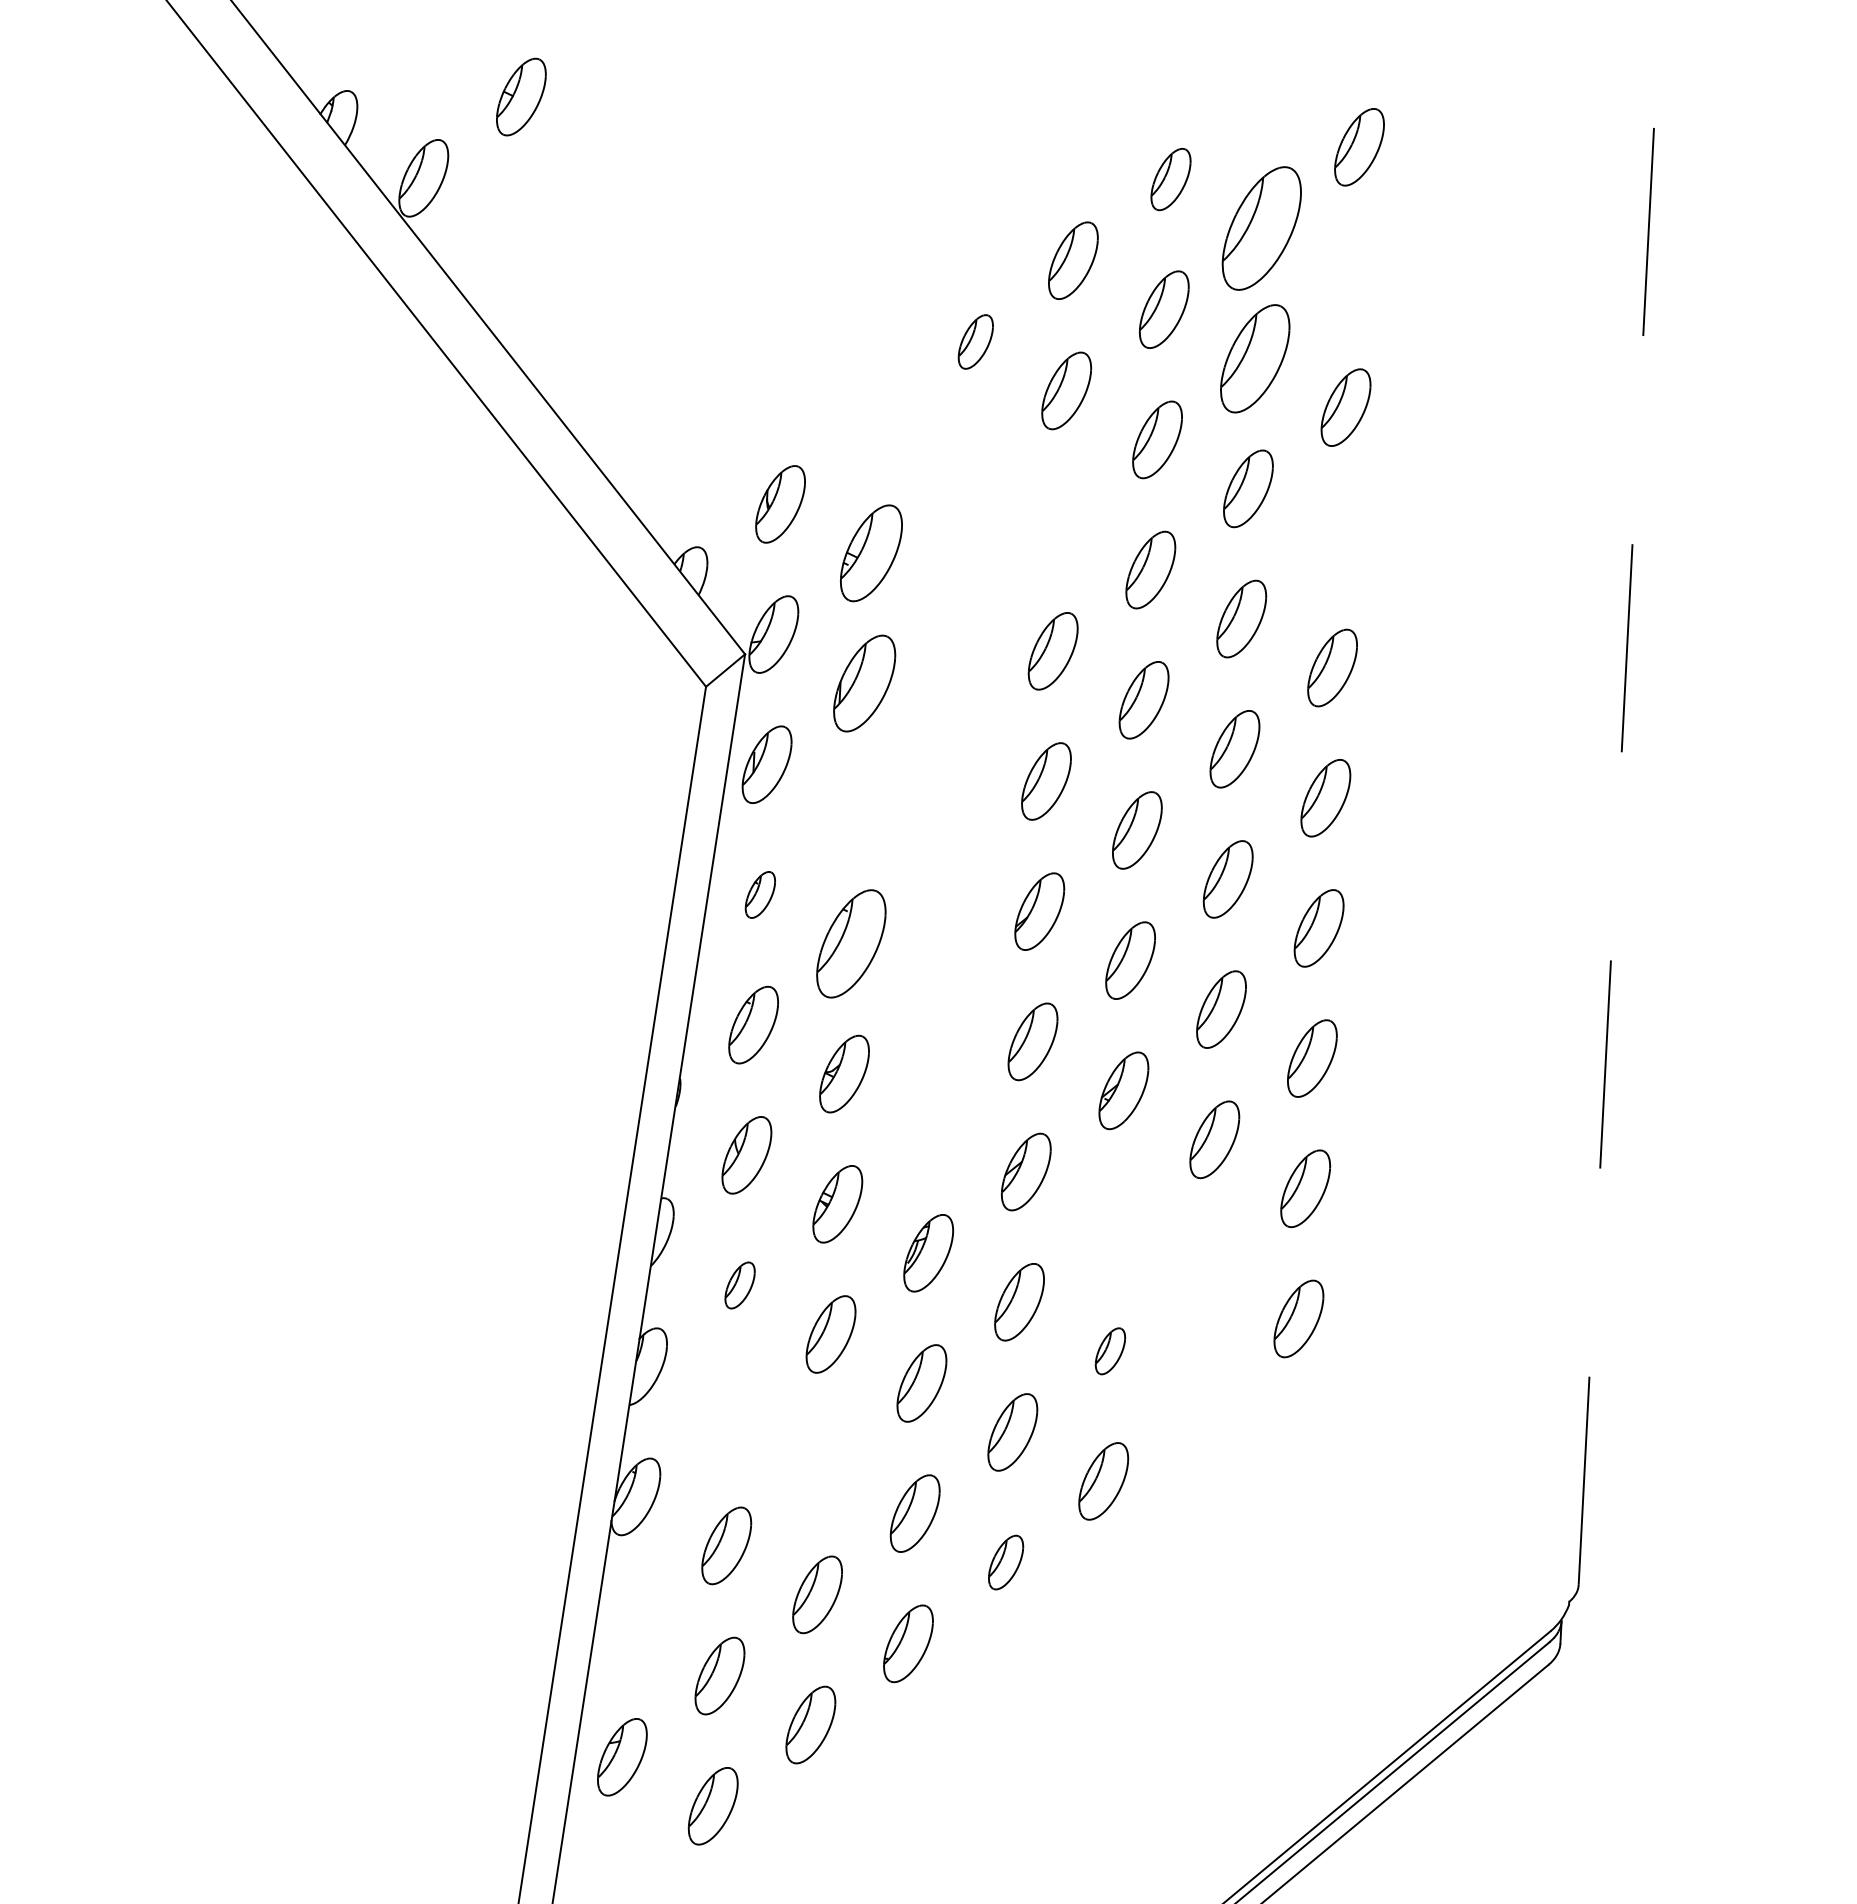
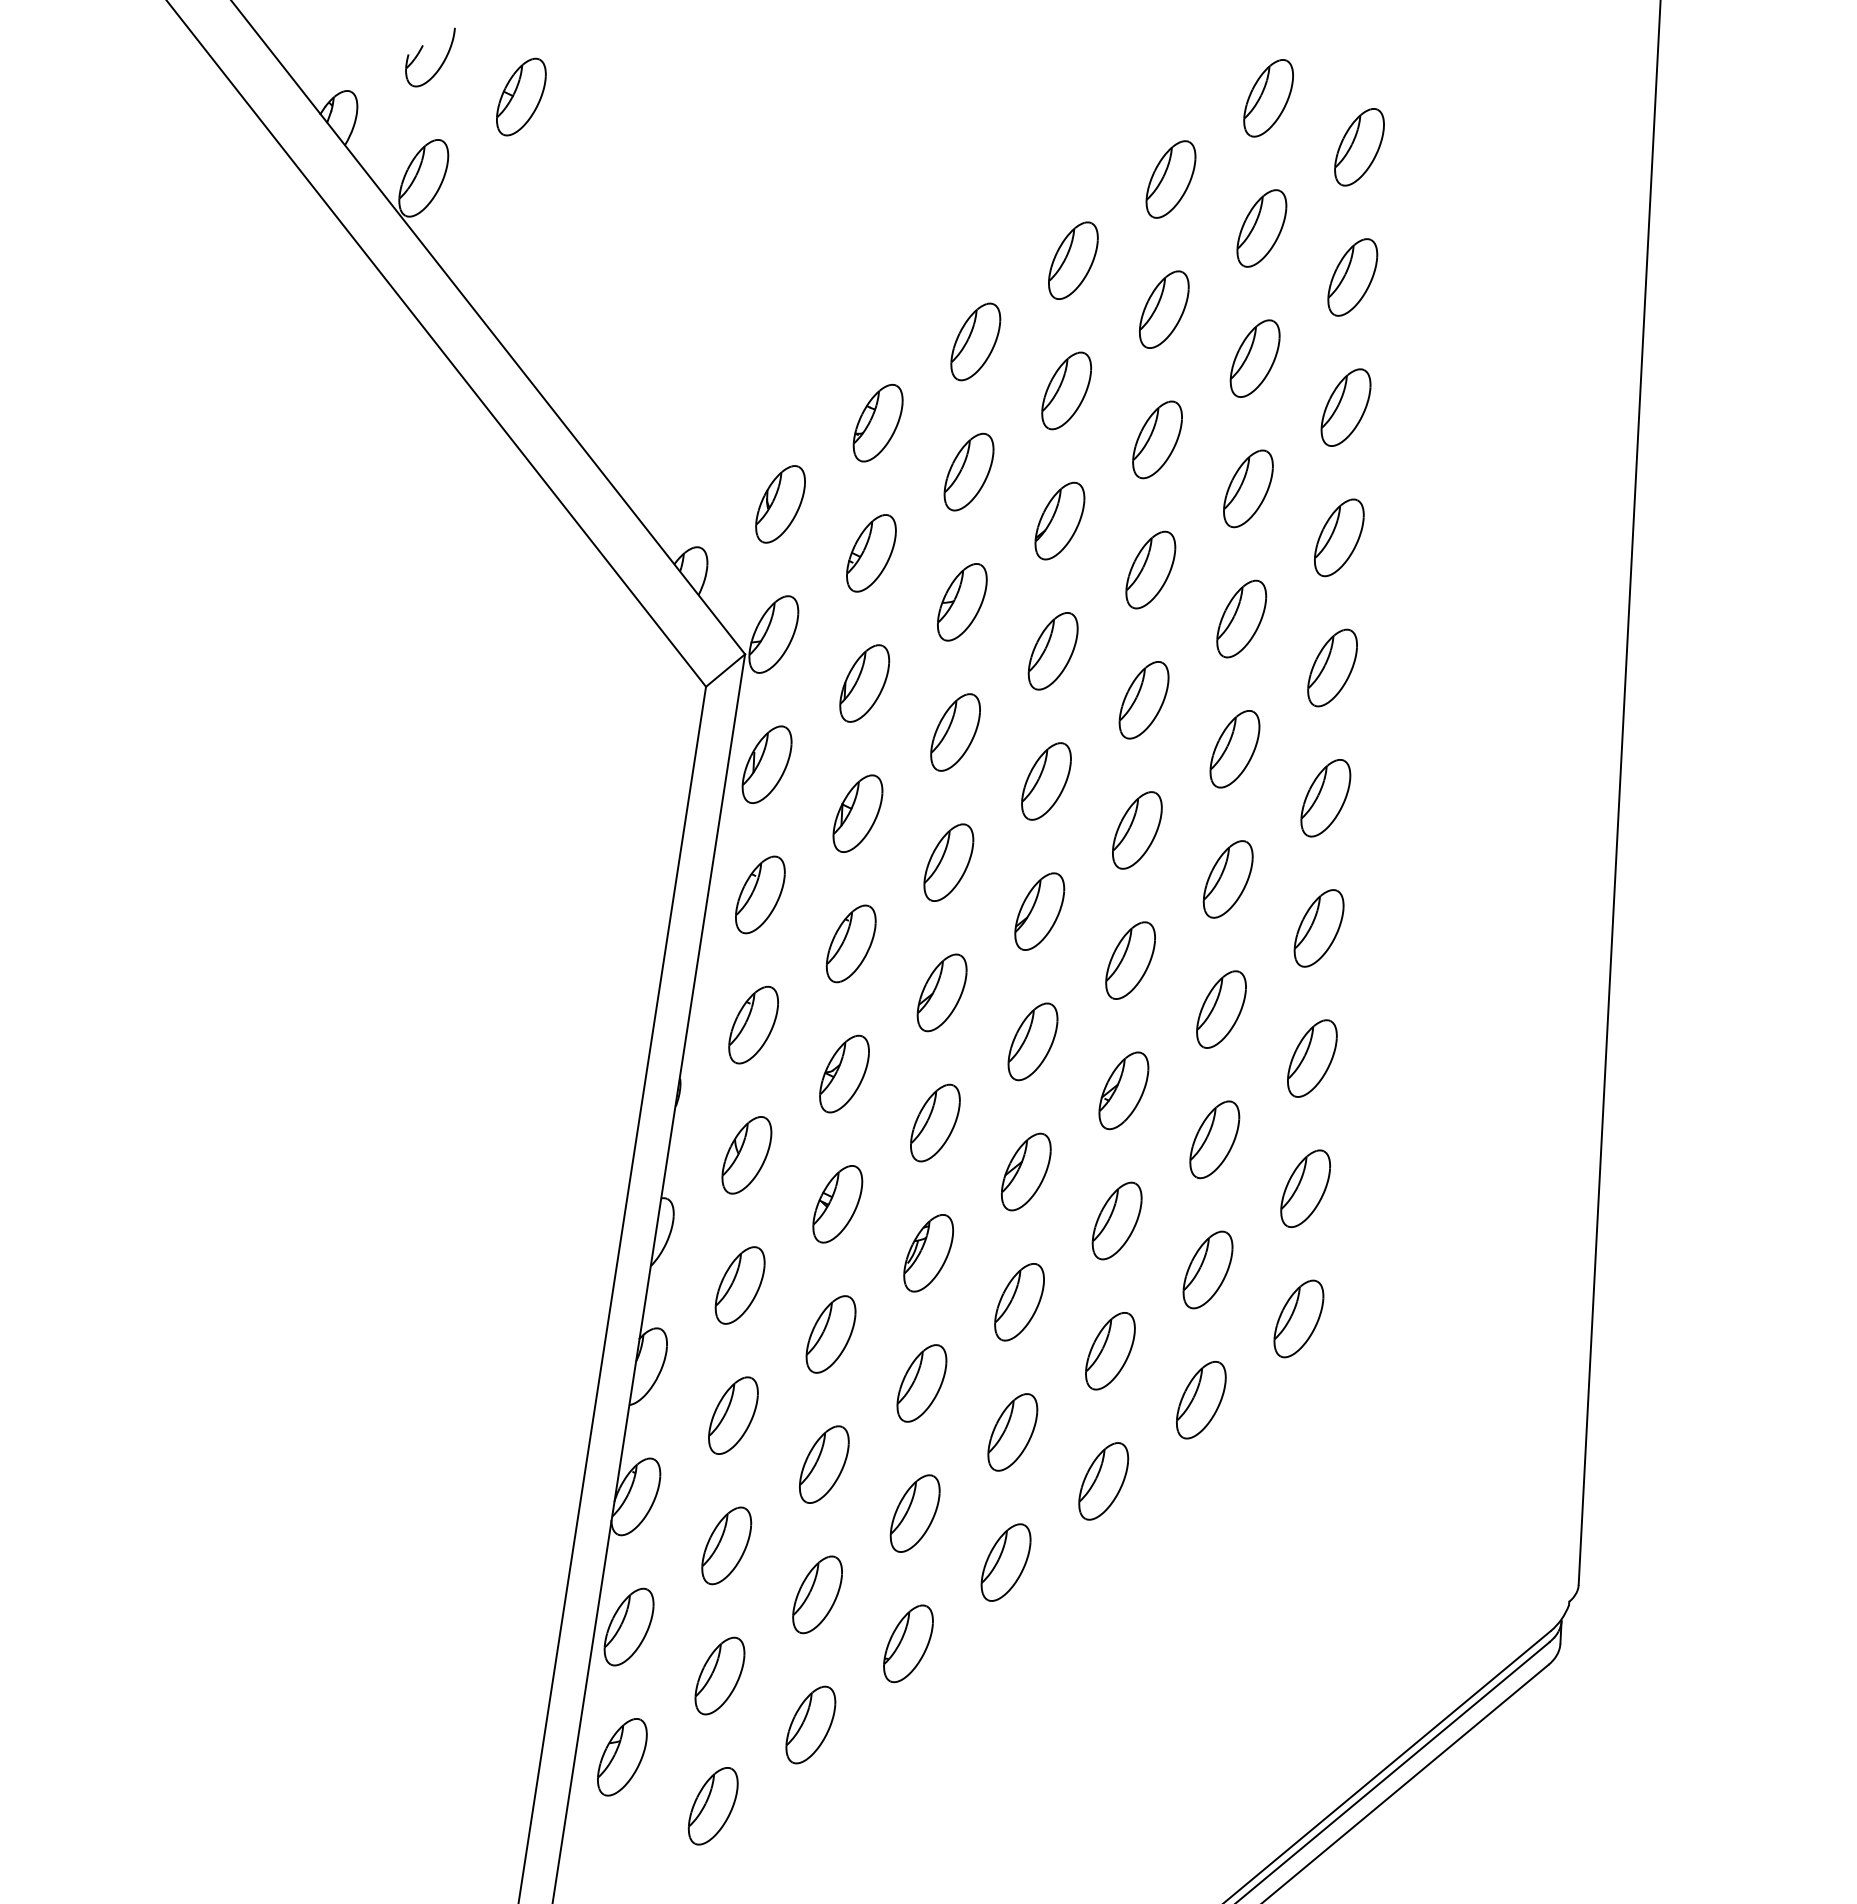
part: none -> present (420, 52)
part: none -> present (1268, 98)
part size: 42x64 px -> 52x79 px (1170, 179)
part size: 81x125 px -> 52x79 px (1261, 228)
part: none -> present (1352, 277)
part size: 37x56 px -> 52x80 px (975, 341)
part size: 71x110 px -> 52x79 px (1254, 358)
part: none -> present (877, 423)
part: none -> present (968, 471)
part: none -> present (1059, 520)
part: none -> present (1339, 537)
part size: 63x99 px -> 51x79 px (871, 553)
part: none -> present (962, 602)
part size: 64x99 px -> 52x79 px (864, 683)
part: none -> present (955, 732)
line: dashed -> solid (1619, 792)
part: none -> present (857, 813)
part: none -> present (948, 862)
part size: 32x48 px -> 51x80 px (760, 894)
part size: 71x110 px -> 52x80 px (850, 943)
part: none -> present (941, 992)
part: none -> present (935, 1122)
part: none -> present (1116, 1220)
part: none -> present (1207, 1269)
part size: 32x49 px -> 52x79 px (739, 1285)
part size: 33x49 px -> 51x79 px (1110, 1351)
part: none -> present (1201, 1400)
part: none -> present (733, 1415)
part: none -> present (824, 1464)
part size: 37x57 px -> 52x79 px (1005, 1562)
part: none -> present (628, 1626)
